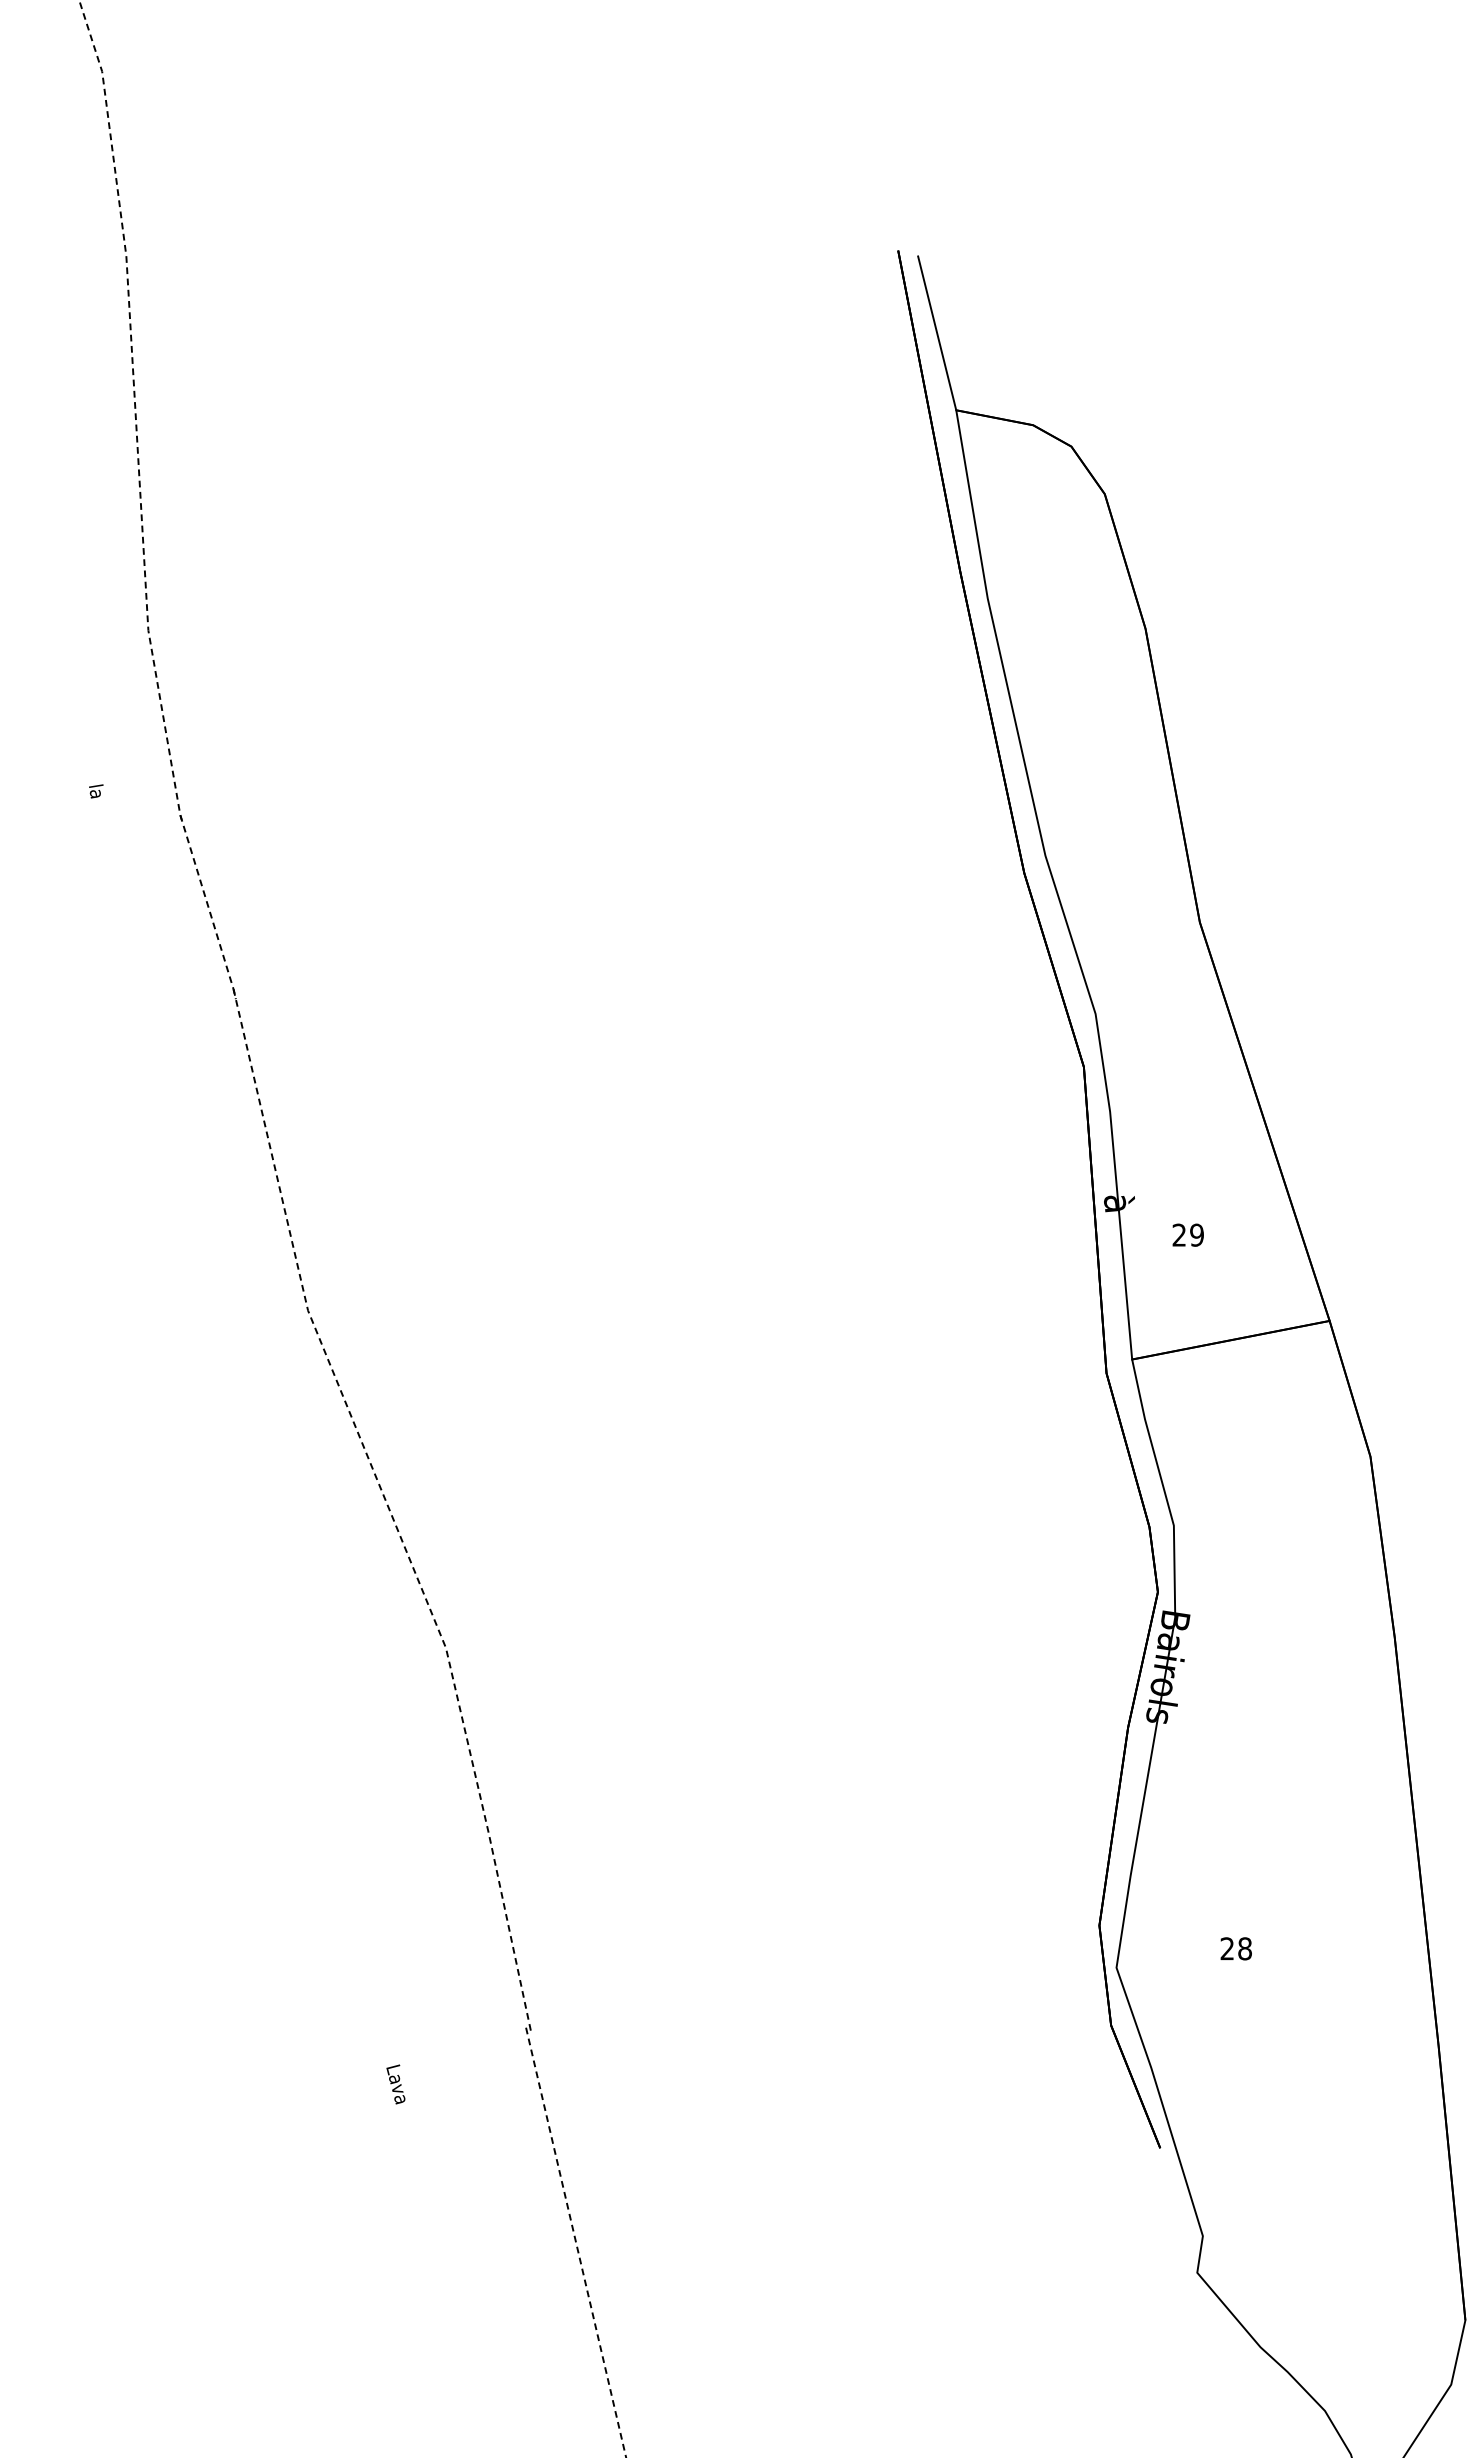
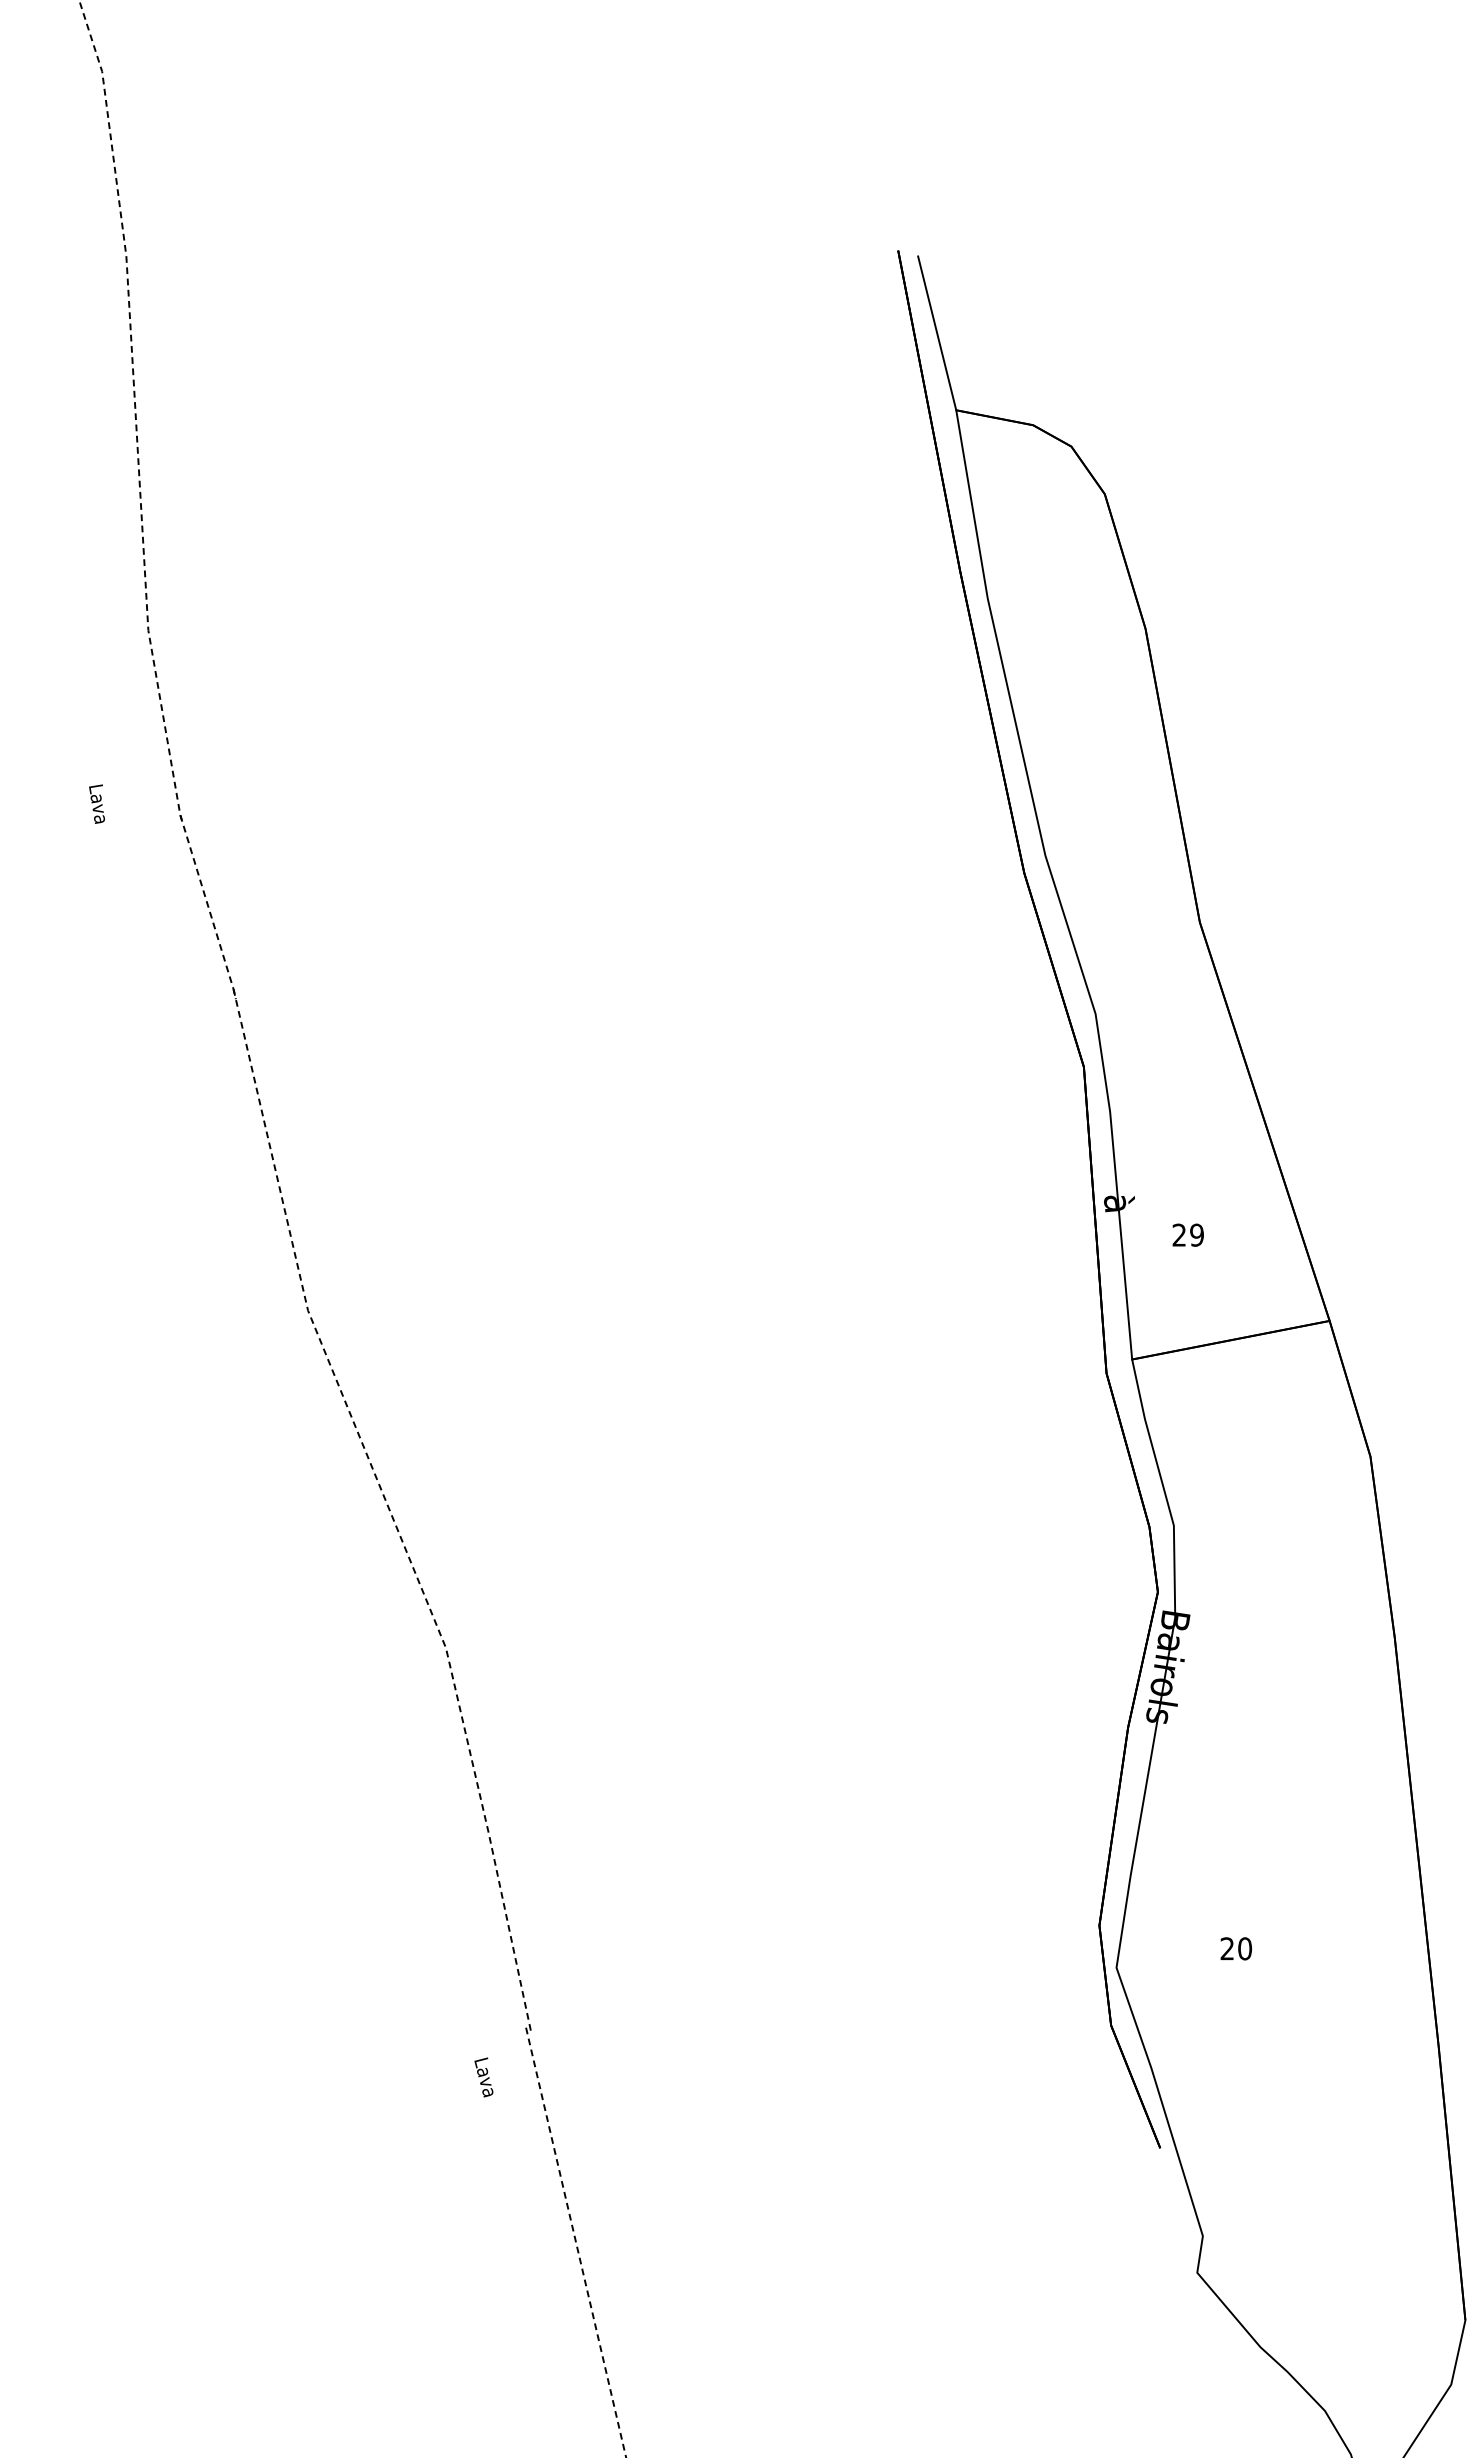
text: la -> Lava (96, 803)
text: 28 -> 20 (1245, 1948)
text position: (395, 2084) -> (483, 2077) (483, 2077)
